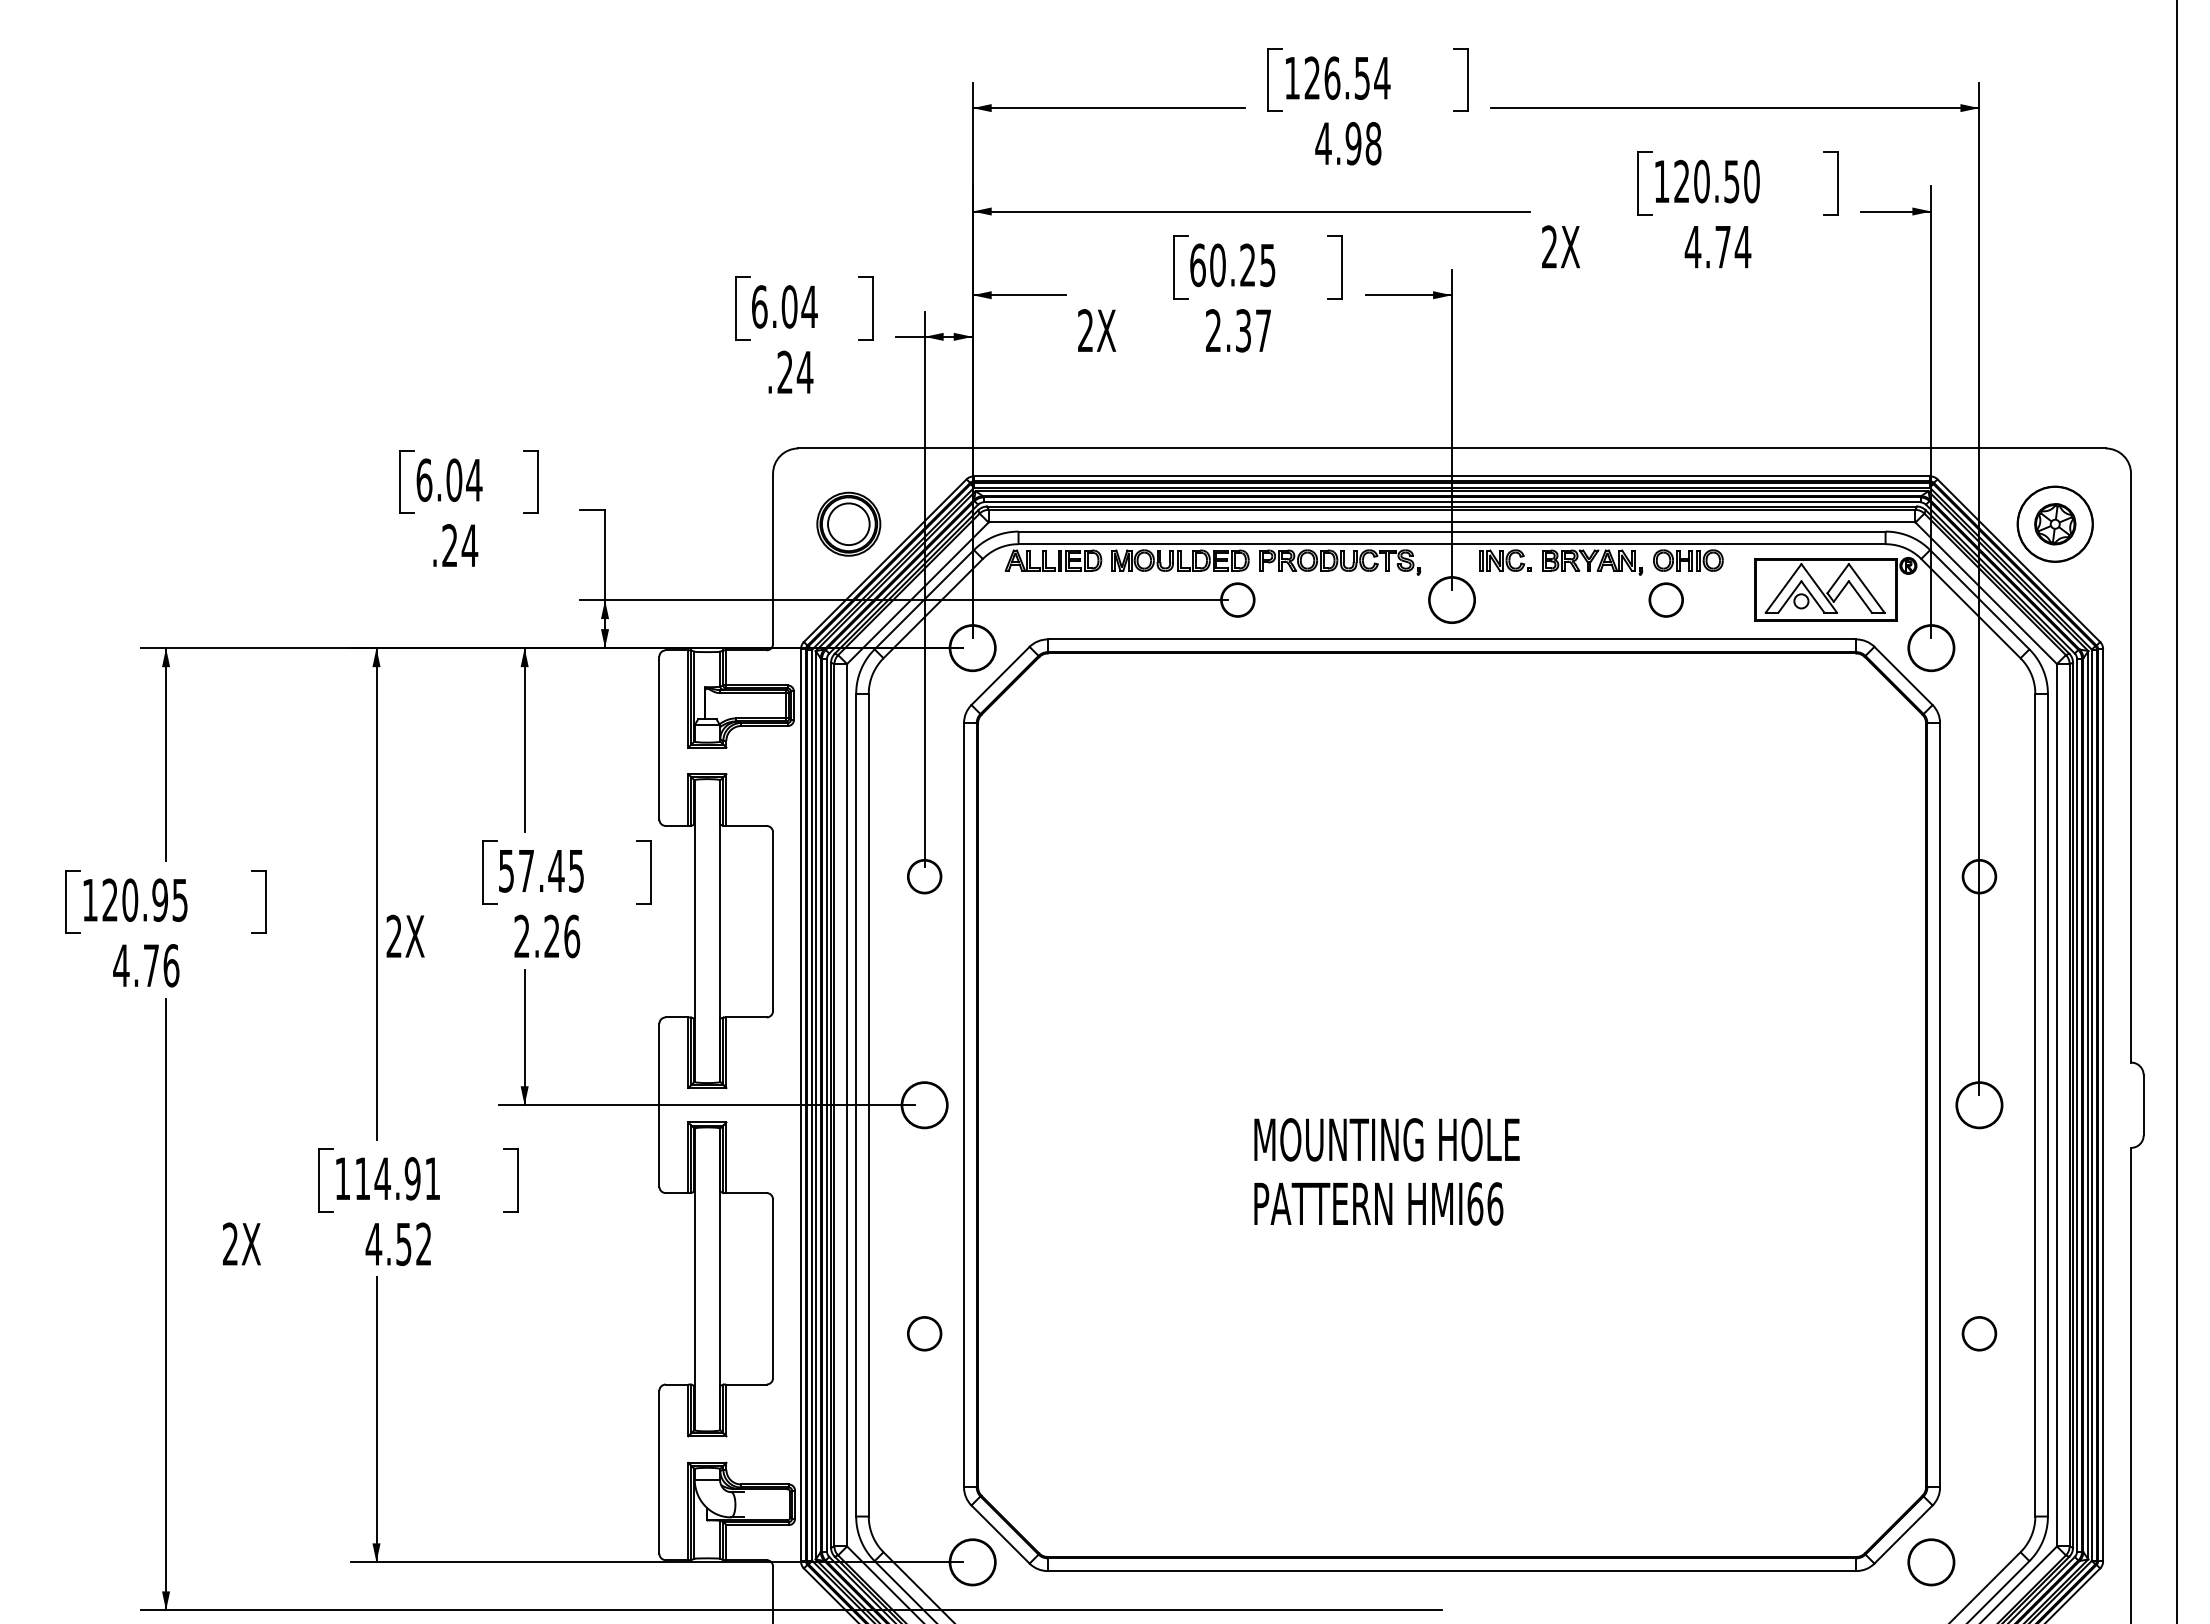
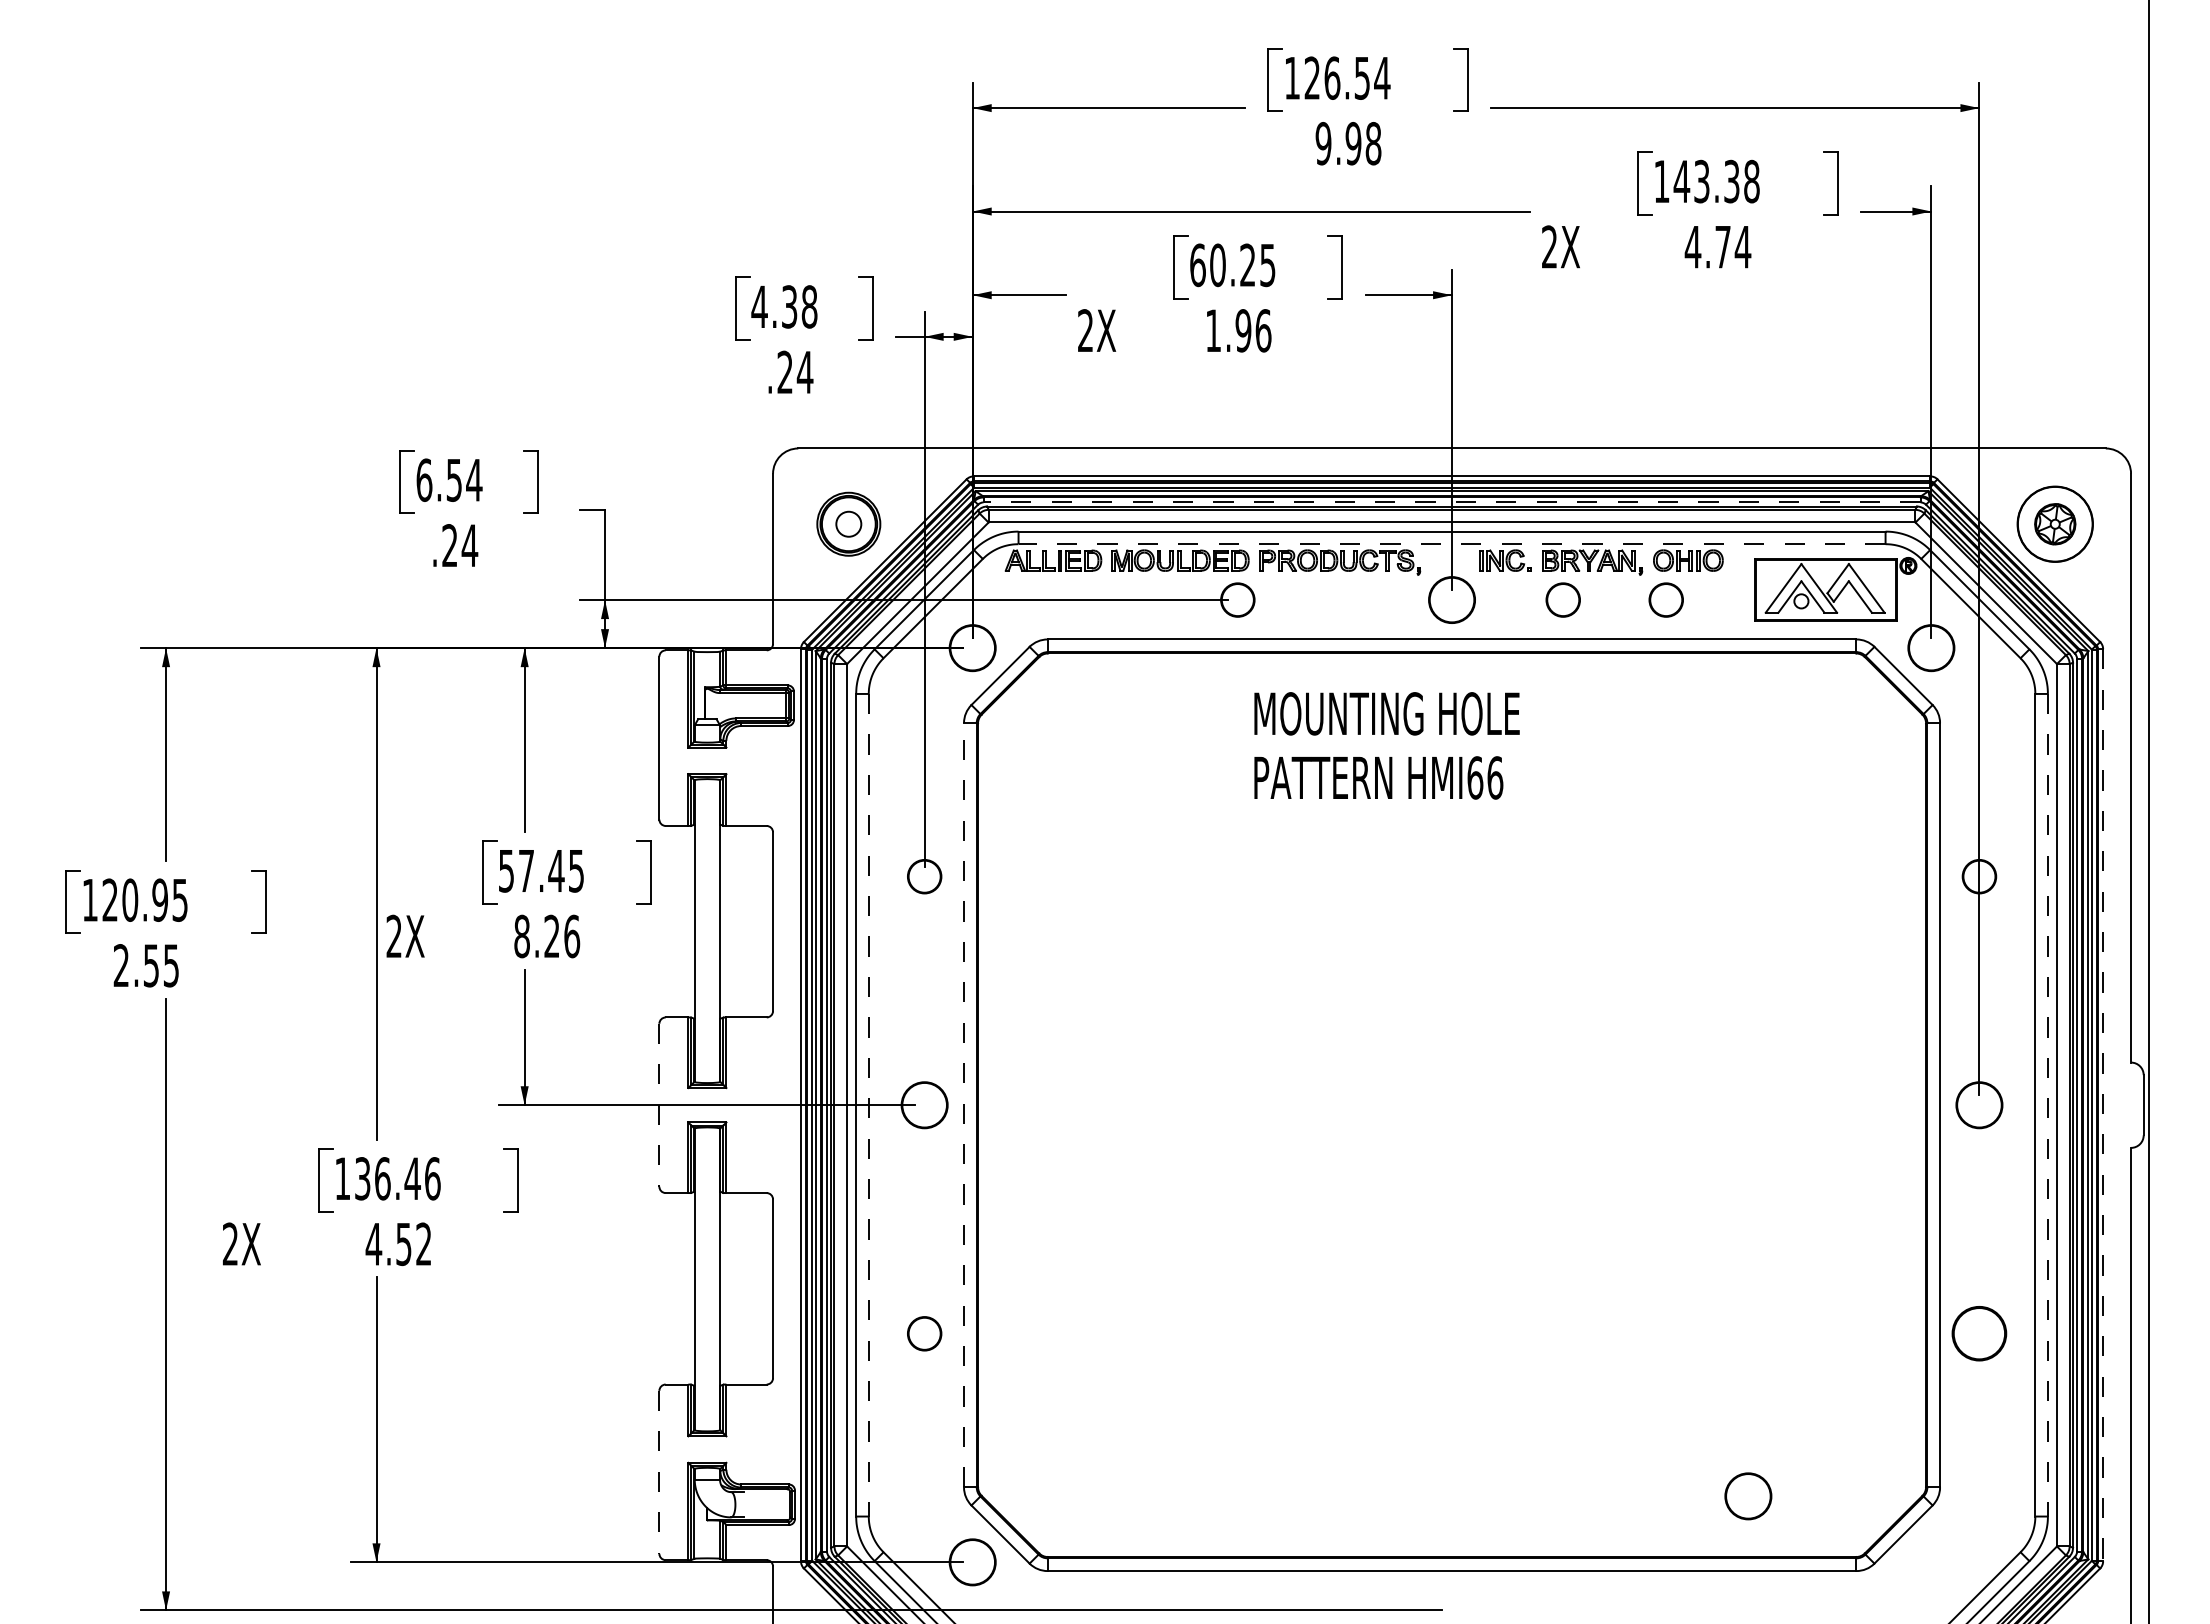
text: 4.98 -> 9.98 (1323, 143)
text: 120.50 -> 143.38 (1716, 181)
text: 6.04 -> 4.38 (784, 306)
text: 2.37 -> 1.96 (1238, 330)
text: 6.04 -> 6.54 (454, 479)
line: solid -> dashed (1452, 502)
circle diameter: 42 px -> 25 px (848, 523)
line: solid -> dashed (1452, 544)
circle: none -> present (1562, 599)
line position: (2176, 811) -> (2148, 811) (2148, 811)
text: 2.26 -> 8.26 (521, 936)
text: 4.76 -> 2.55 (146, 965)
line: solid -> dashed (964, 1104)
line: solid -> dashed (659, 1105)
line: solid -> dashed (868, 1105)
line: solid -> dashed (2047, 1105)
line: solid -> dashed (2103, 1105)
text position: (1386, 1171) -> (1386, 745) (1386, 745)
text: 114.91 -> 136.46 (397, 1178)
part size: 37x36 px -> 57x56 px (1979, 1333)
line: solid -> dashed (659, 1472)
circle position: (1931, 1562) -> (1748, 1496) (1748, 1496)
